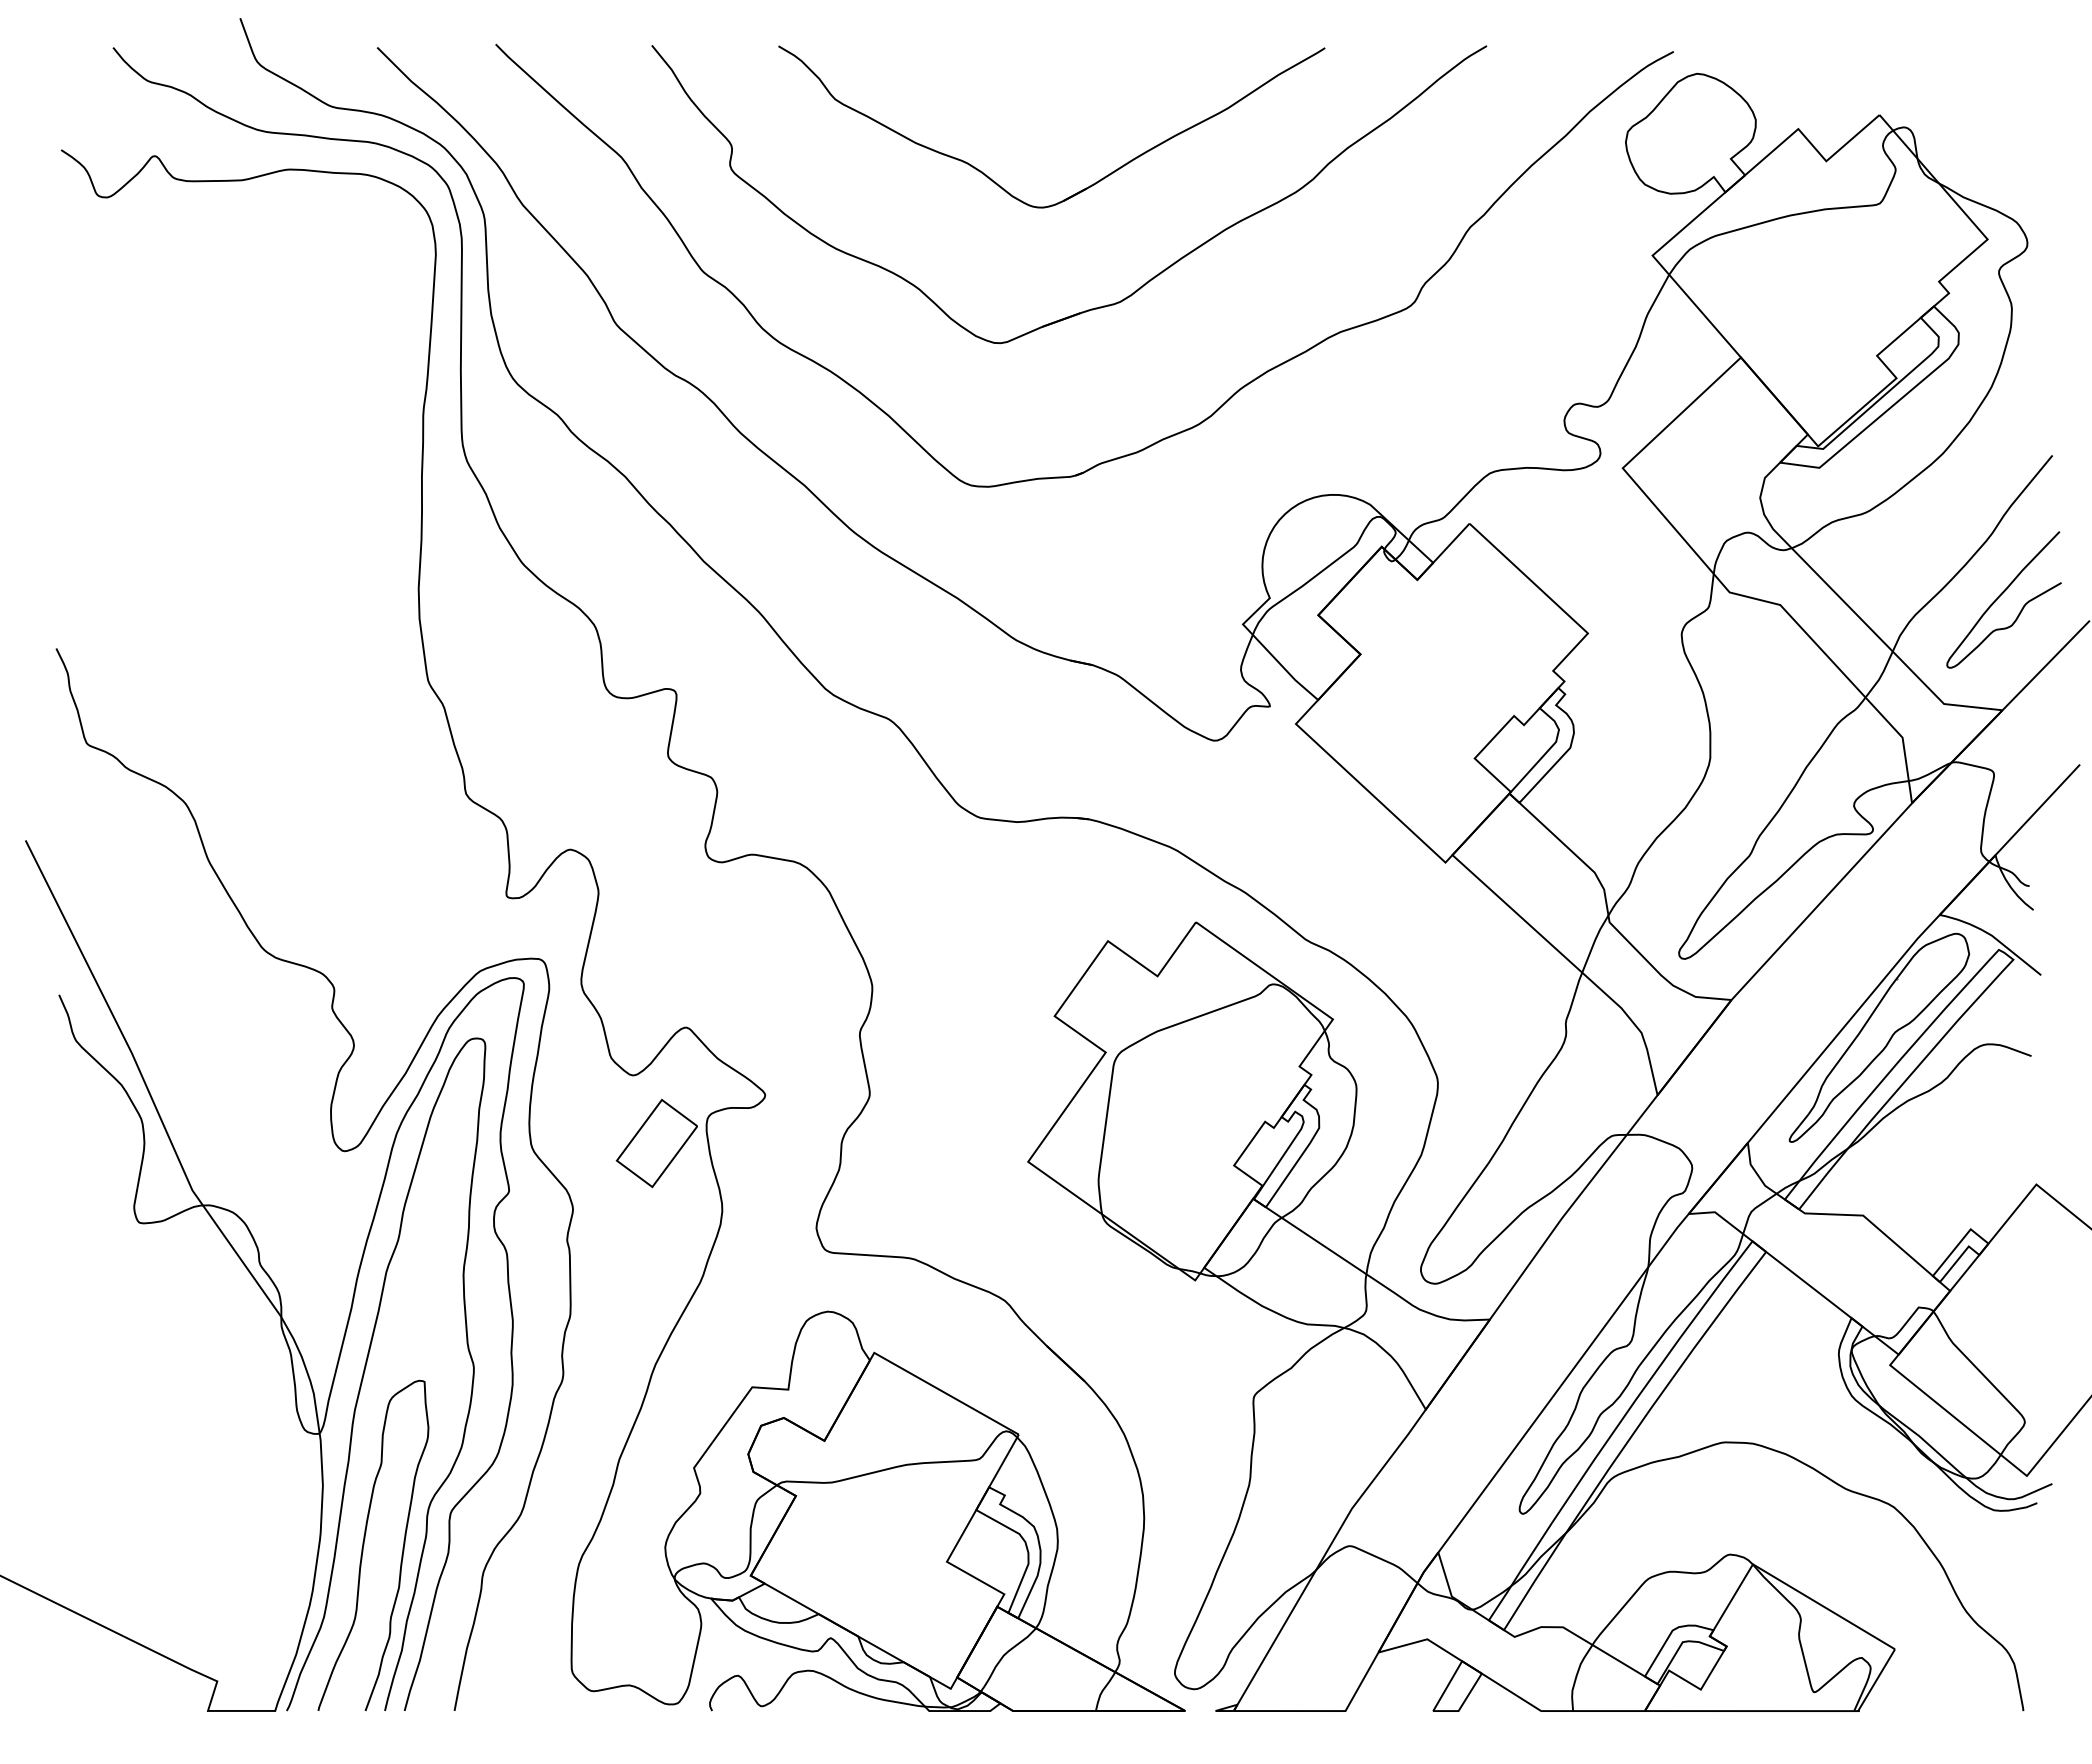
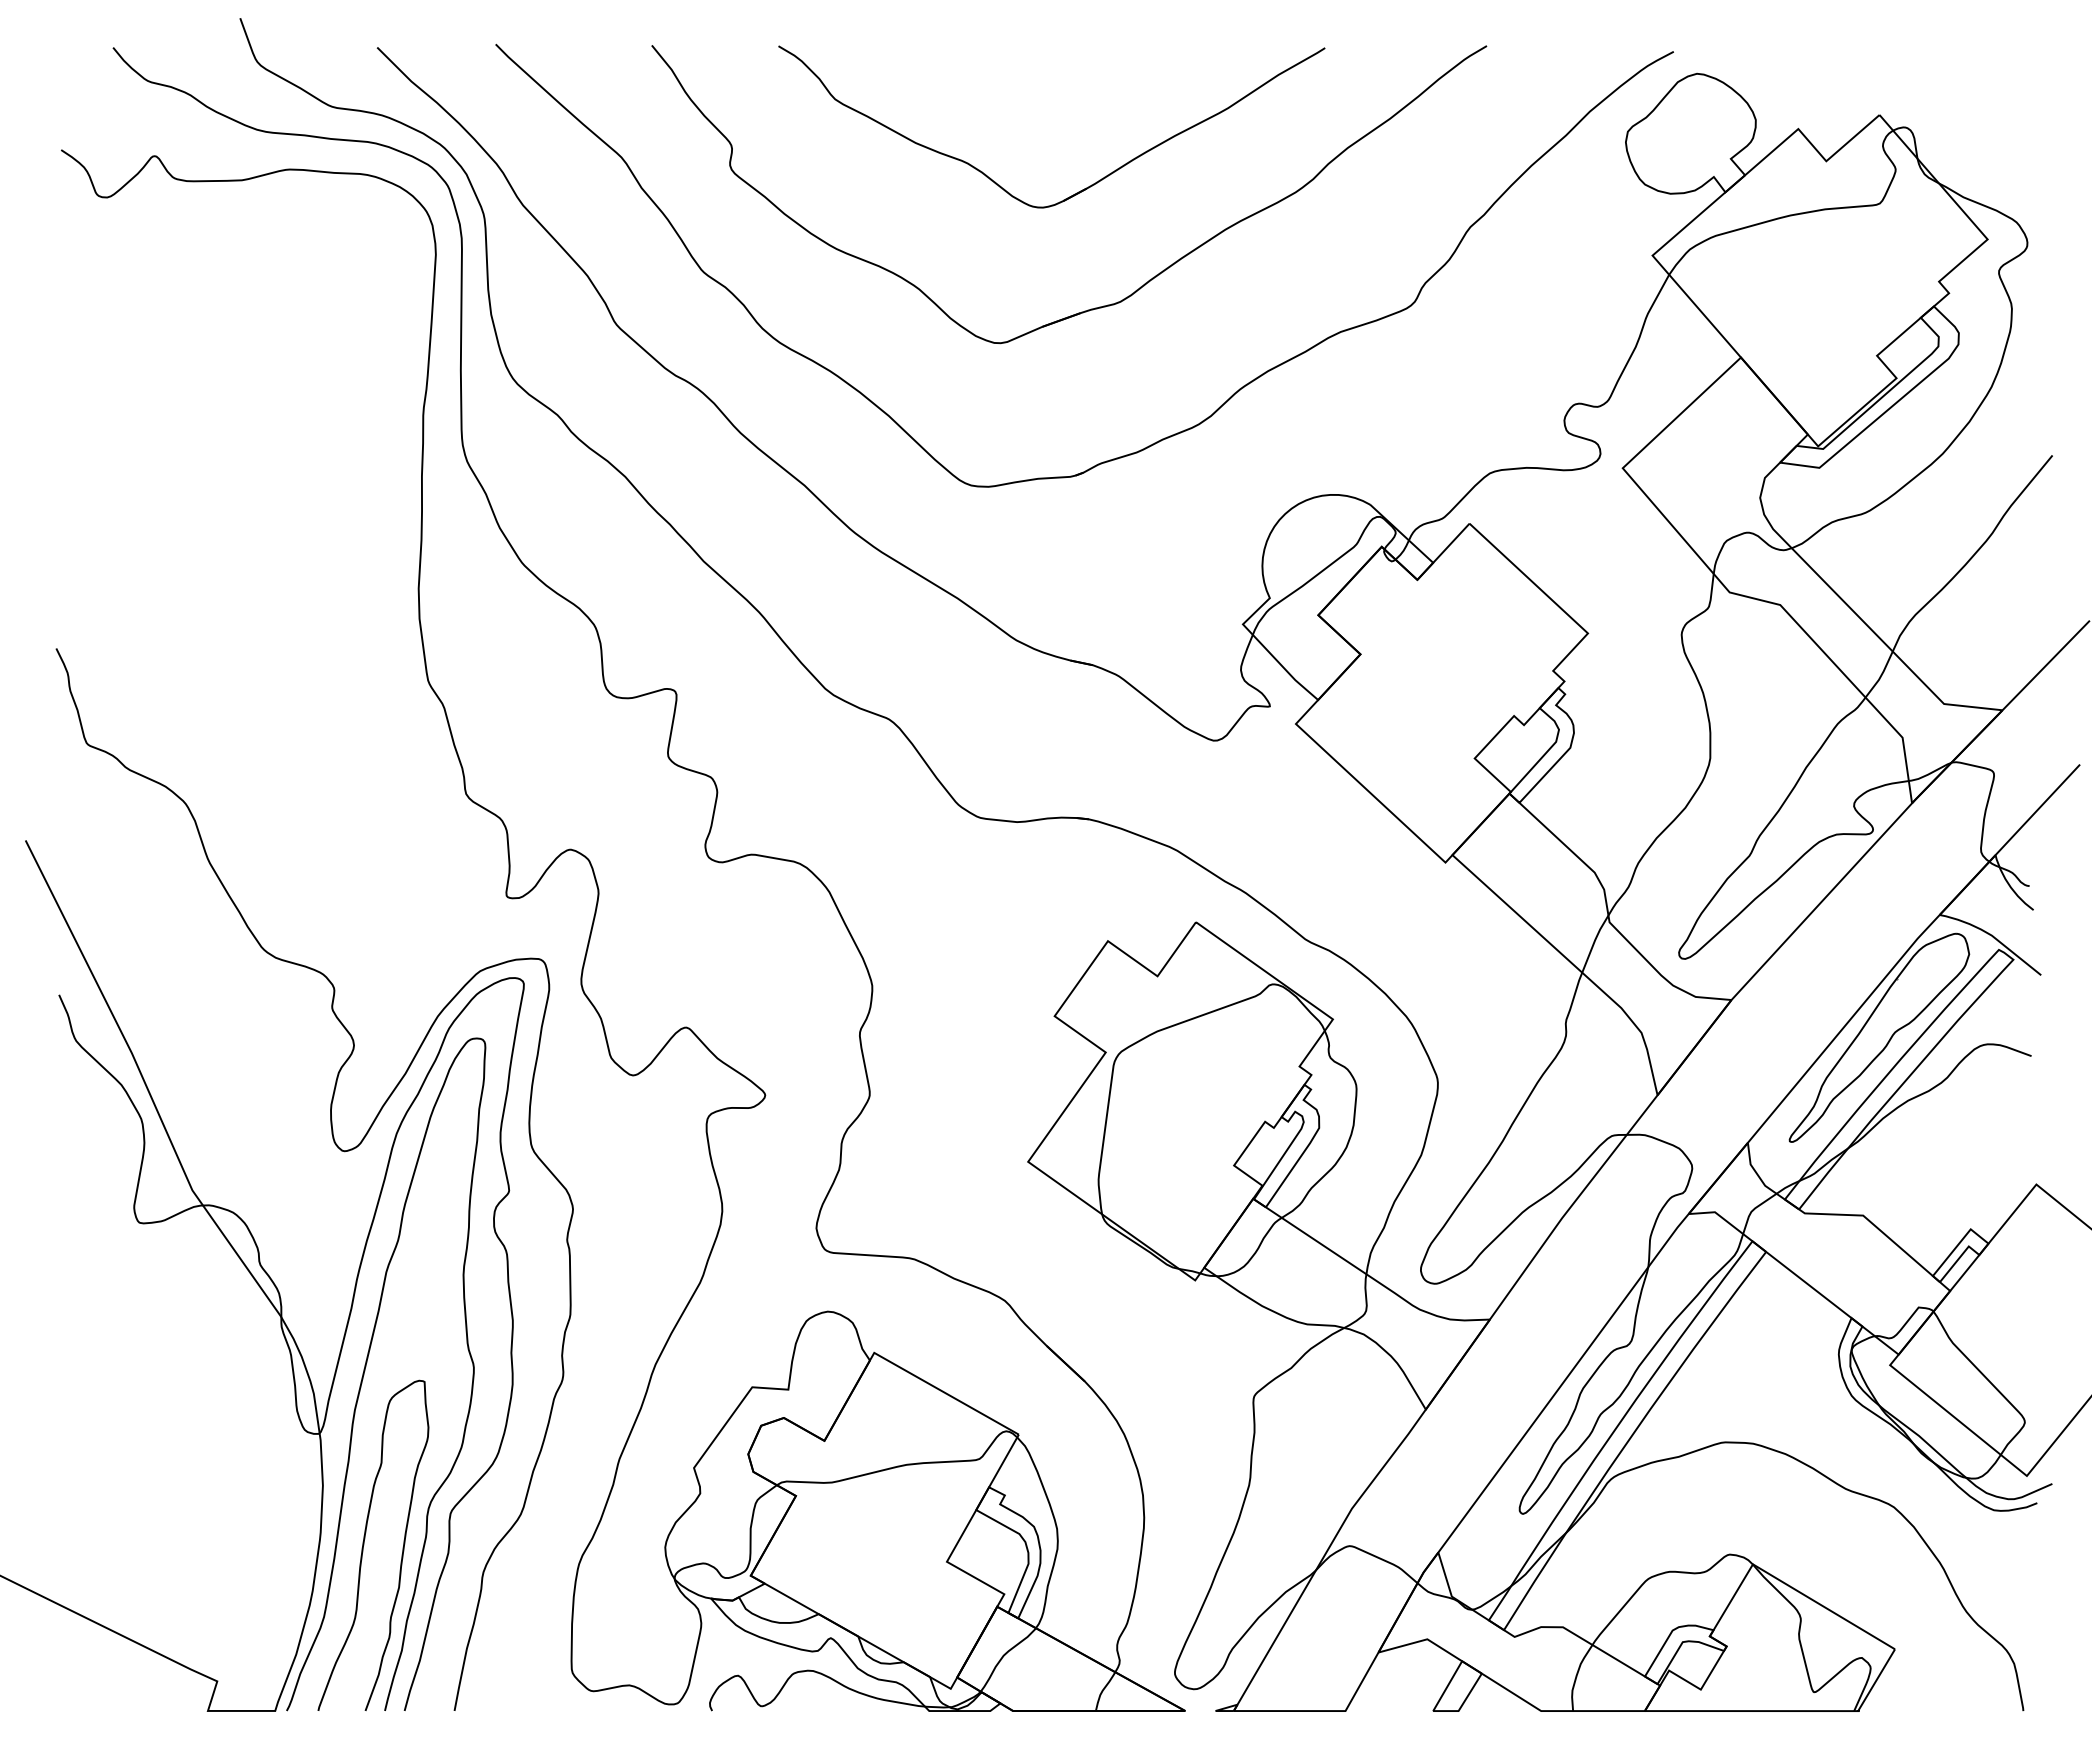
curve: present -> none (2000, 596)
part: present -> none (656, 1143)
